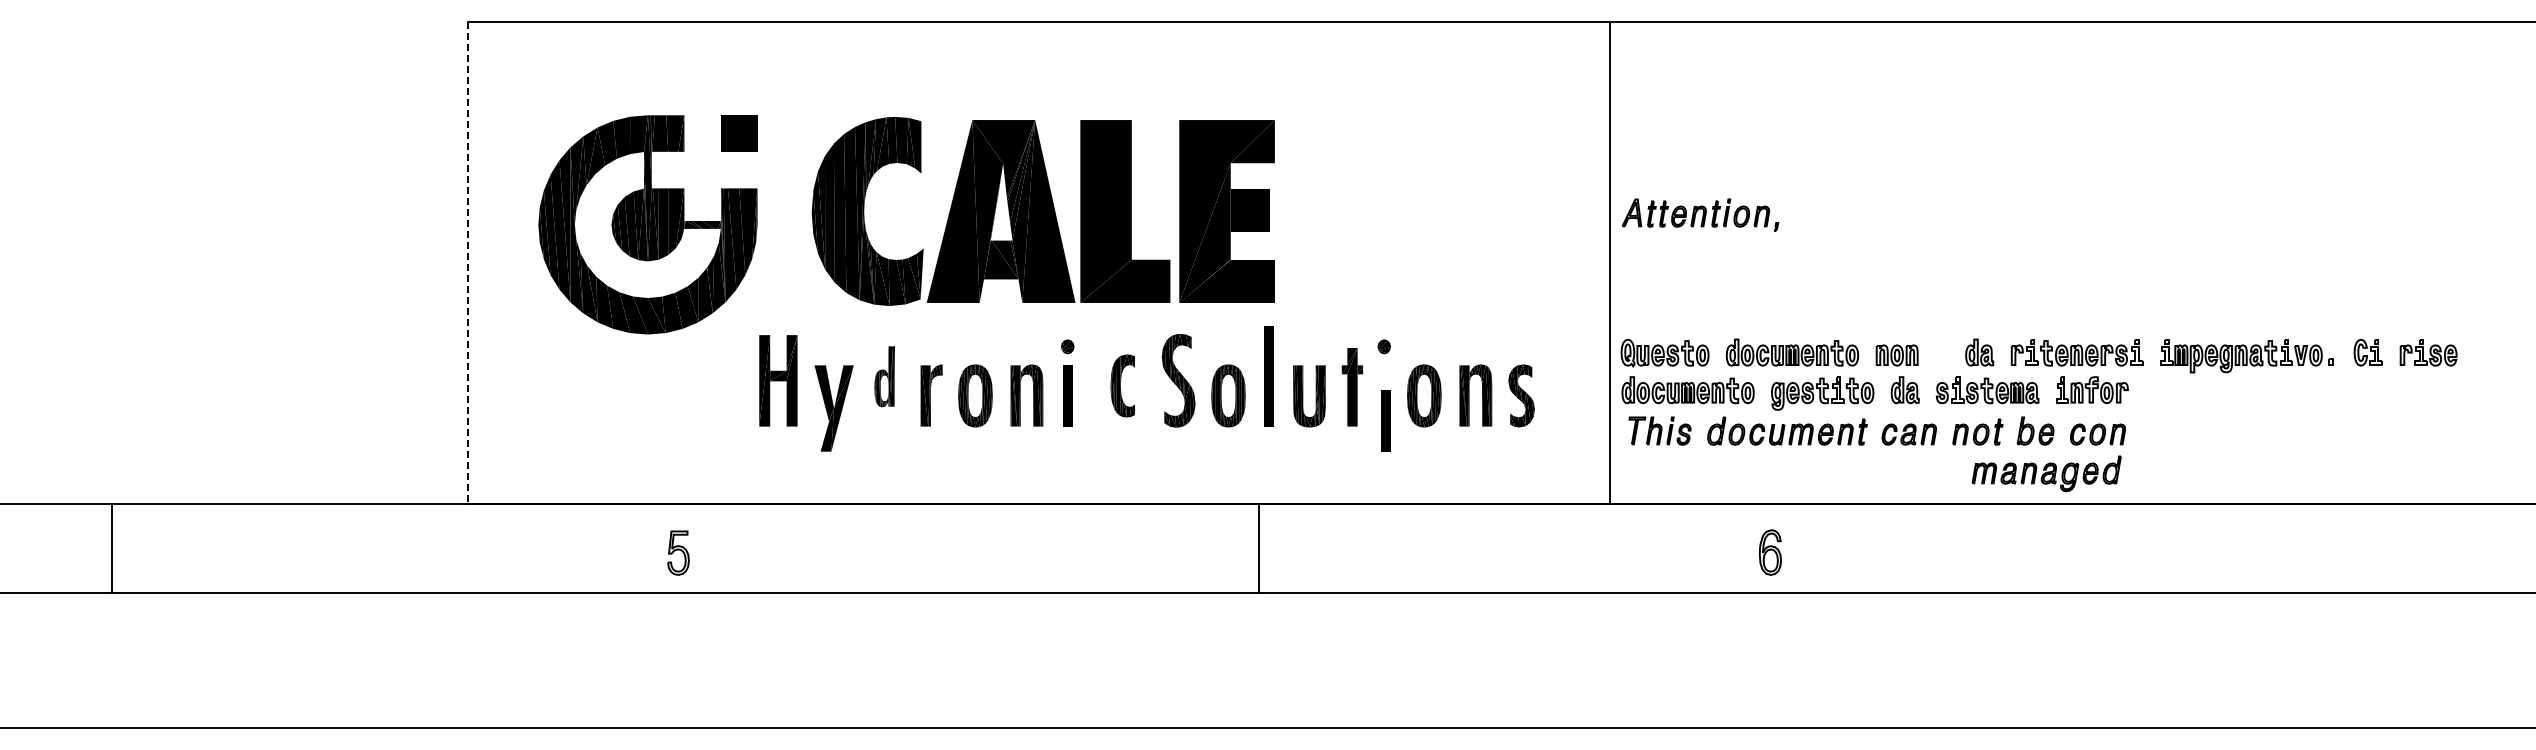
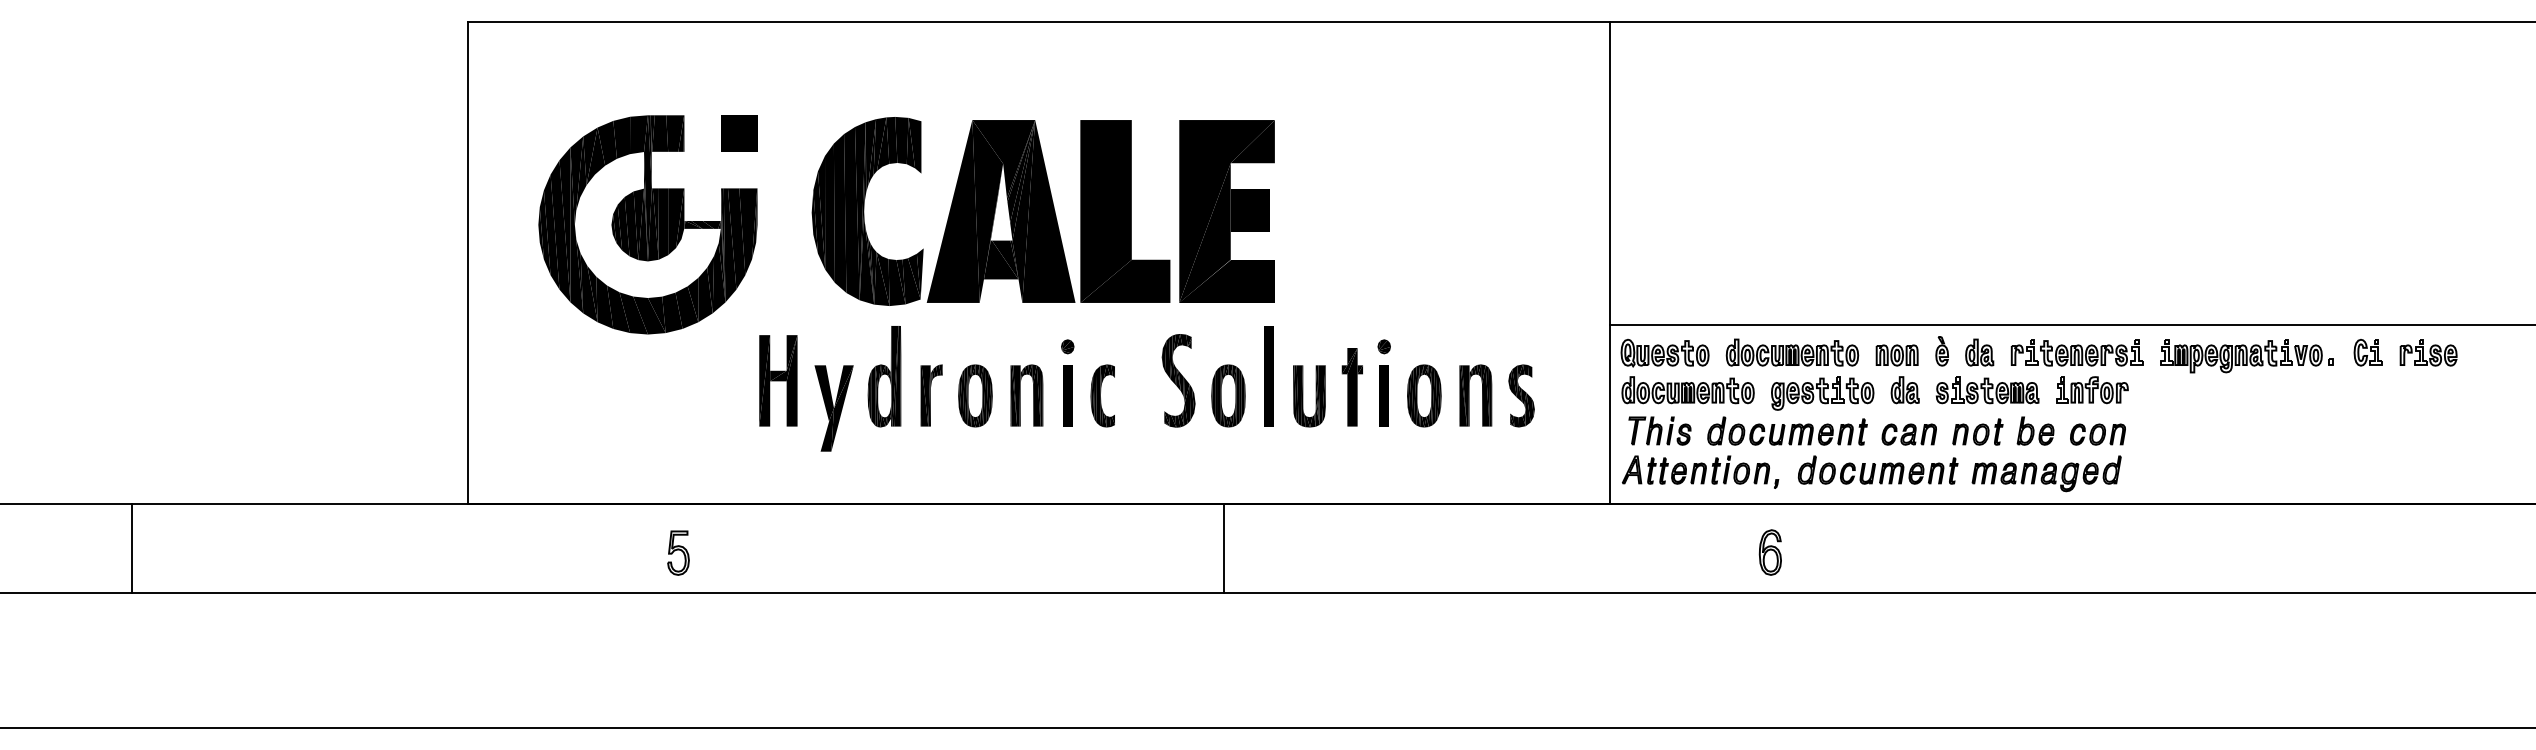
part position: (1700, 214) -> (1700, 471) (1700, 471)
line: dashed -> solid (467, 263)
line: none -> present (2071, 324)
part: none -> present (1941, 351)
part size: 21x62 px -> 35x102 px (884, 376)
part position: (1122, 385) -> (1102, 395) (1102, 395)
part position: (1385, 420) -> (1383, 395) (1383, 395)
part: none -> present (1877, 469)
line position: (112, 548) -> (132, 548) (132, 548)
line position: (1258, 548) -> (1223, 548) (1223, 548)
